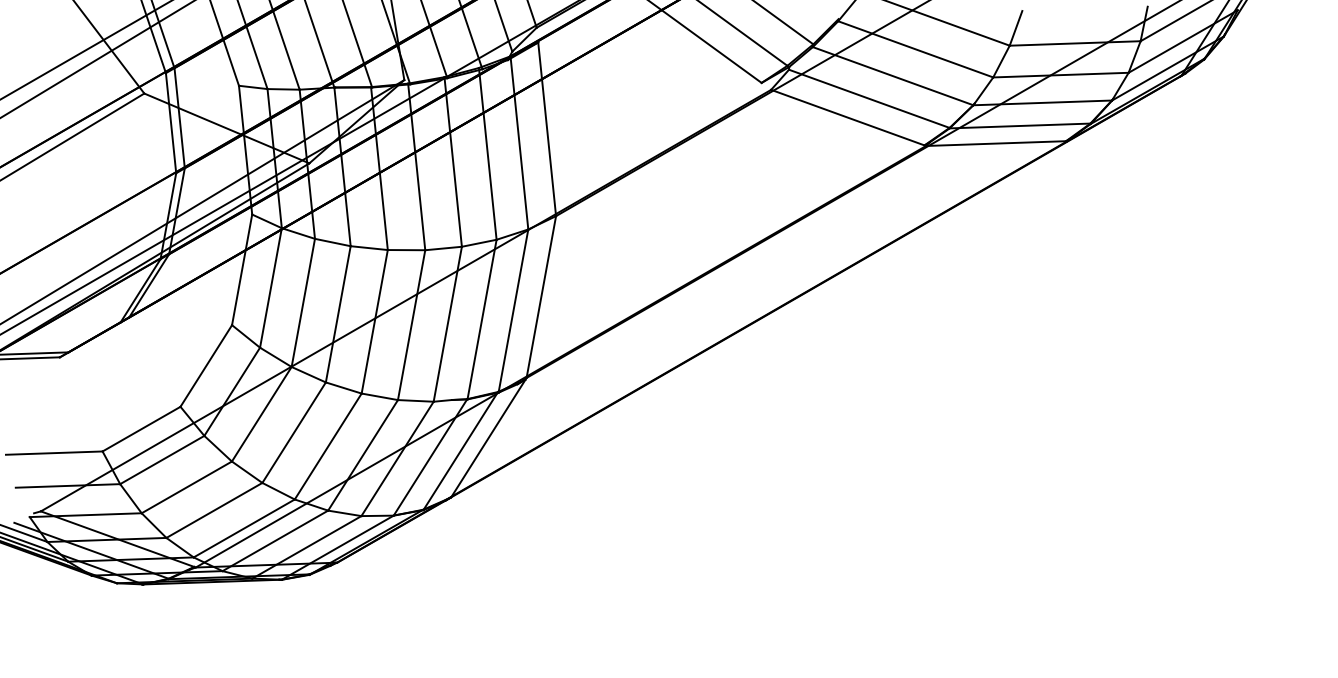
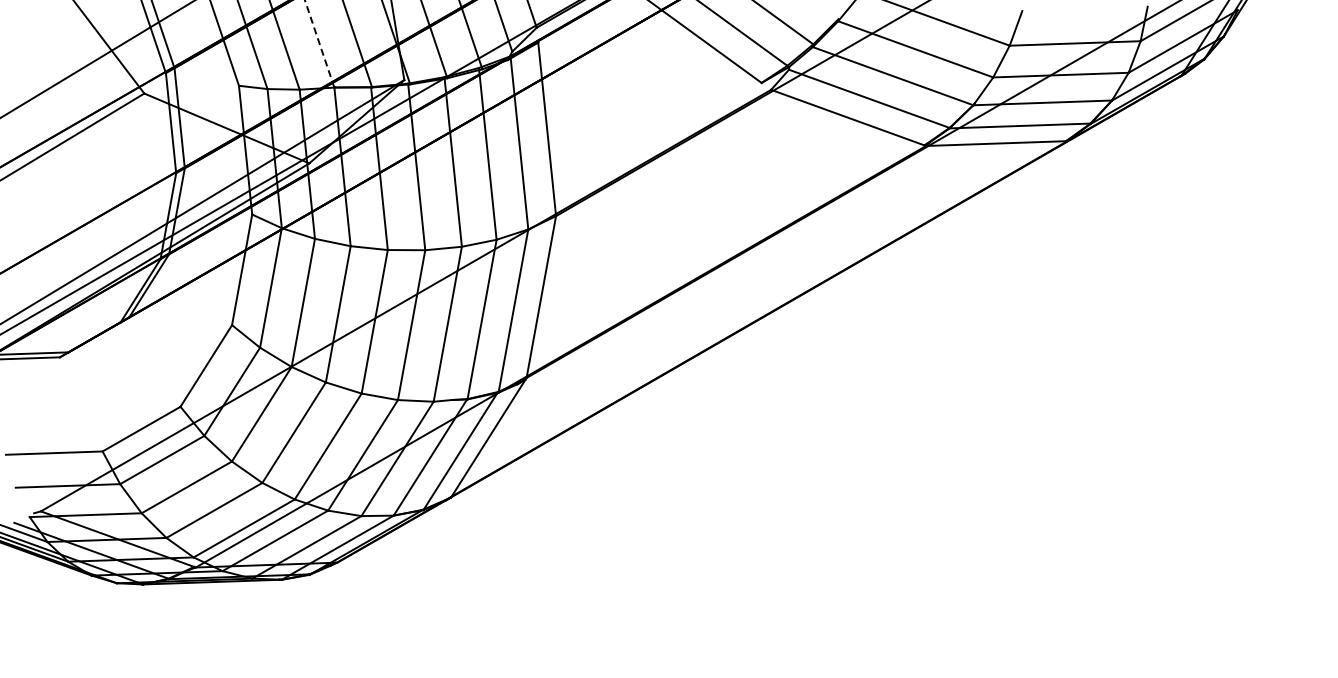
line: solid -> dashed (319, 44)
line: present -> none (85, 50)
